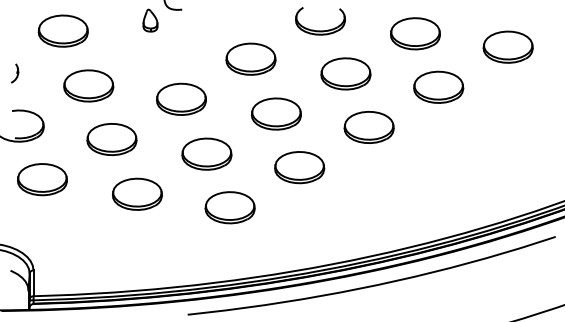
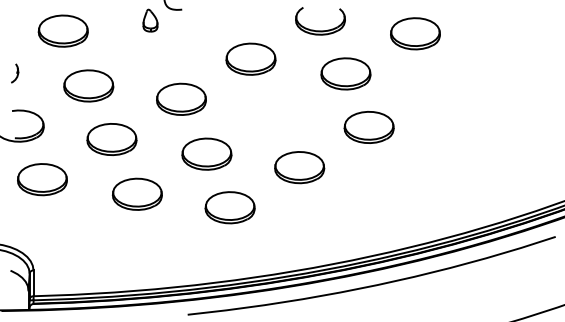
part: present -> none (507, 46)
part: present -> none (438, 86)
part: present -> none (276, 113)
